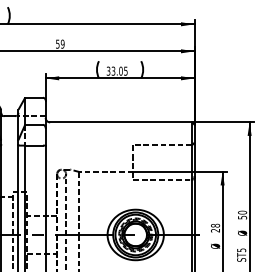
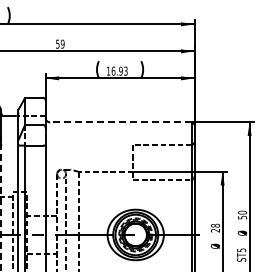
text: 33.05 -> 16.93 (116, 70)
line: solid -> dashed (120, 122)
line: solid -> dashed (1, 208)
